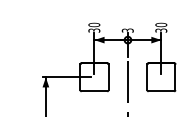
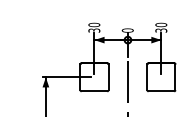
text: 3 -> 0 (127, 30)
